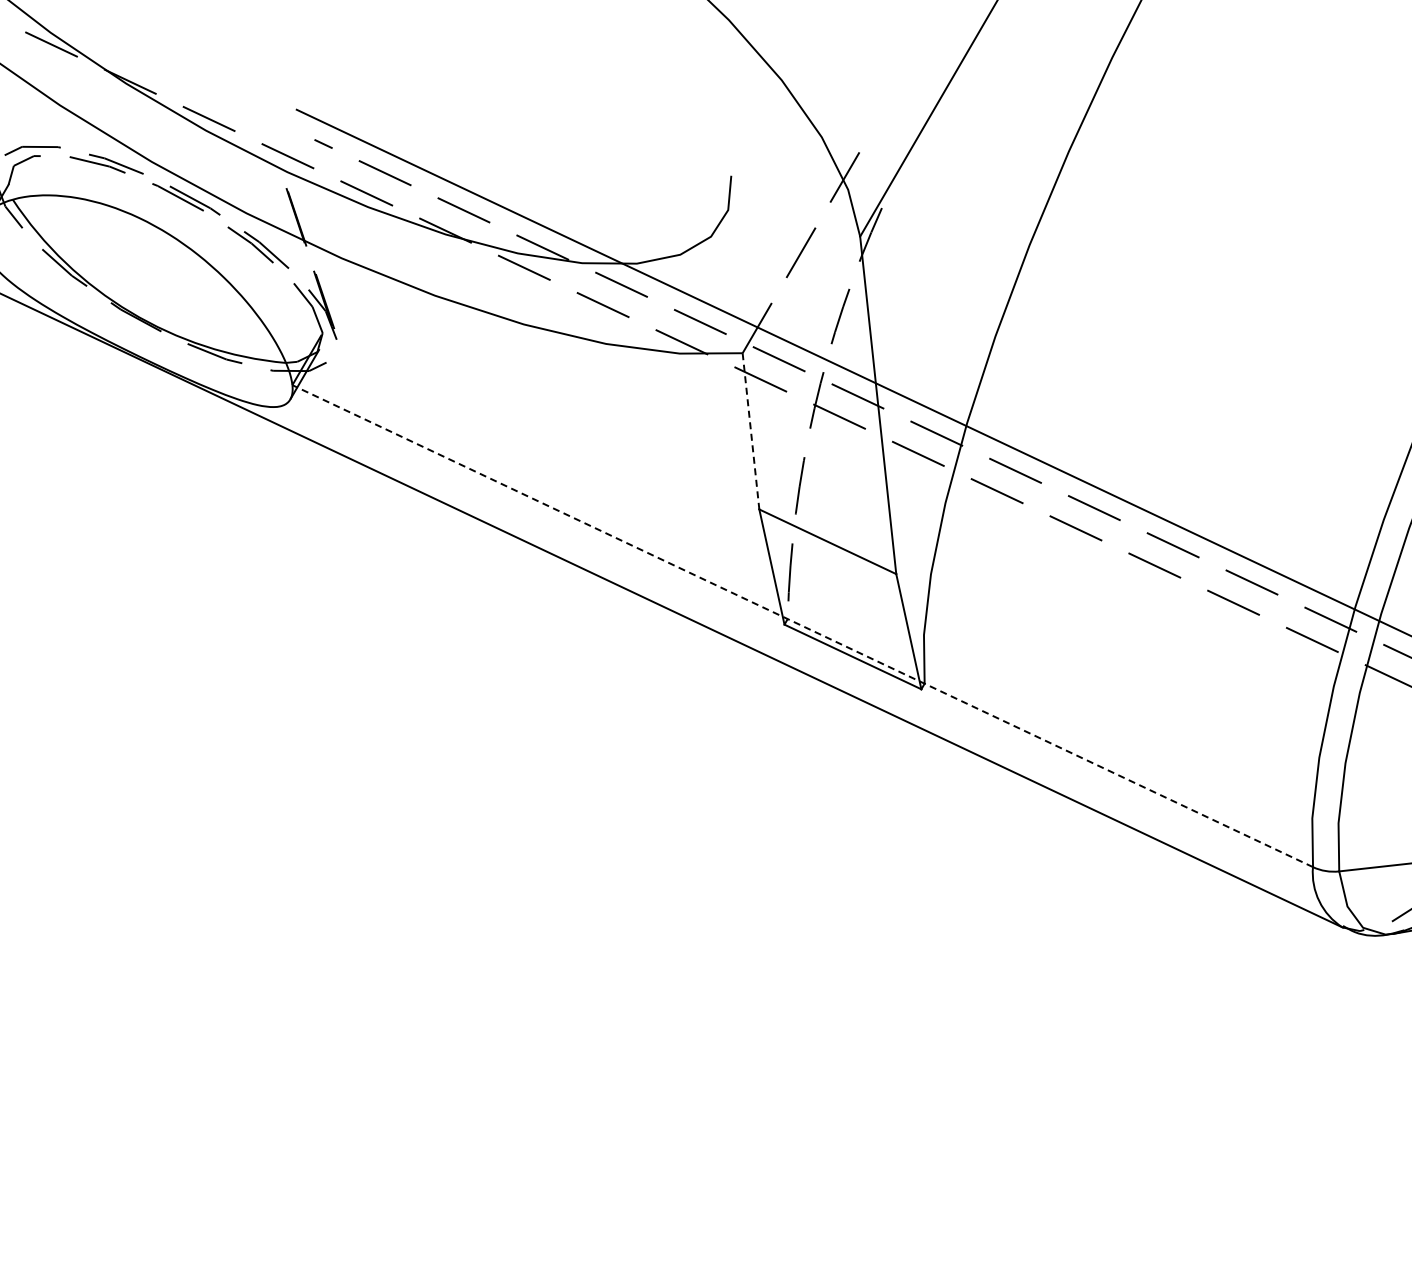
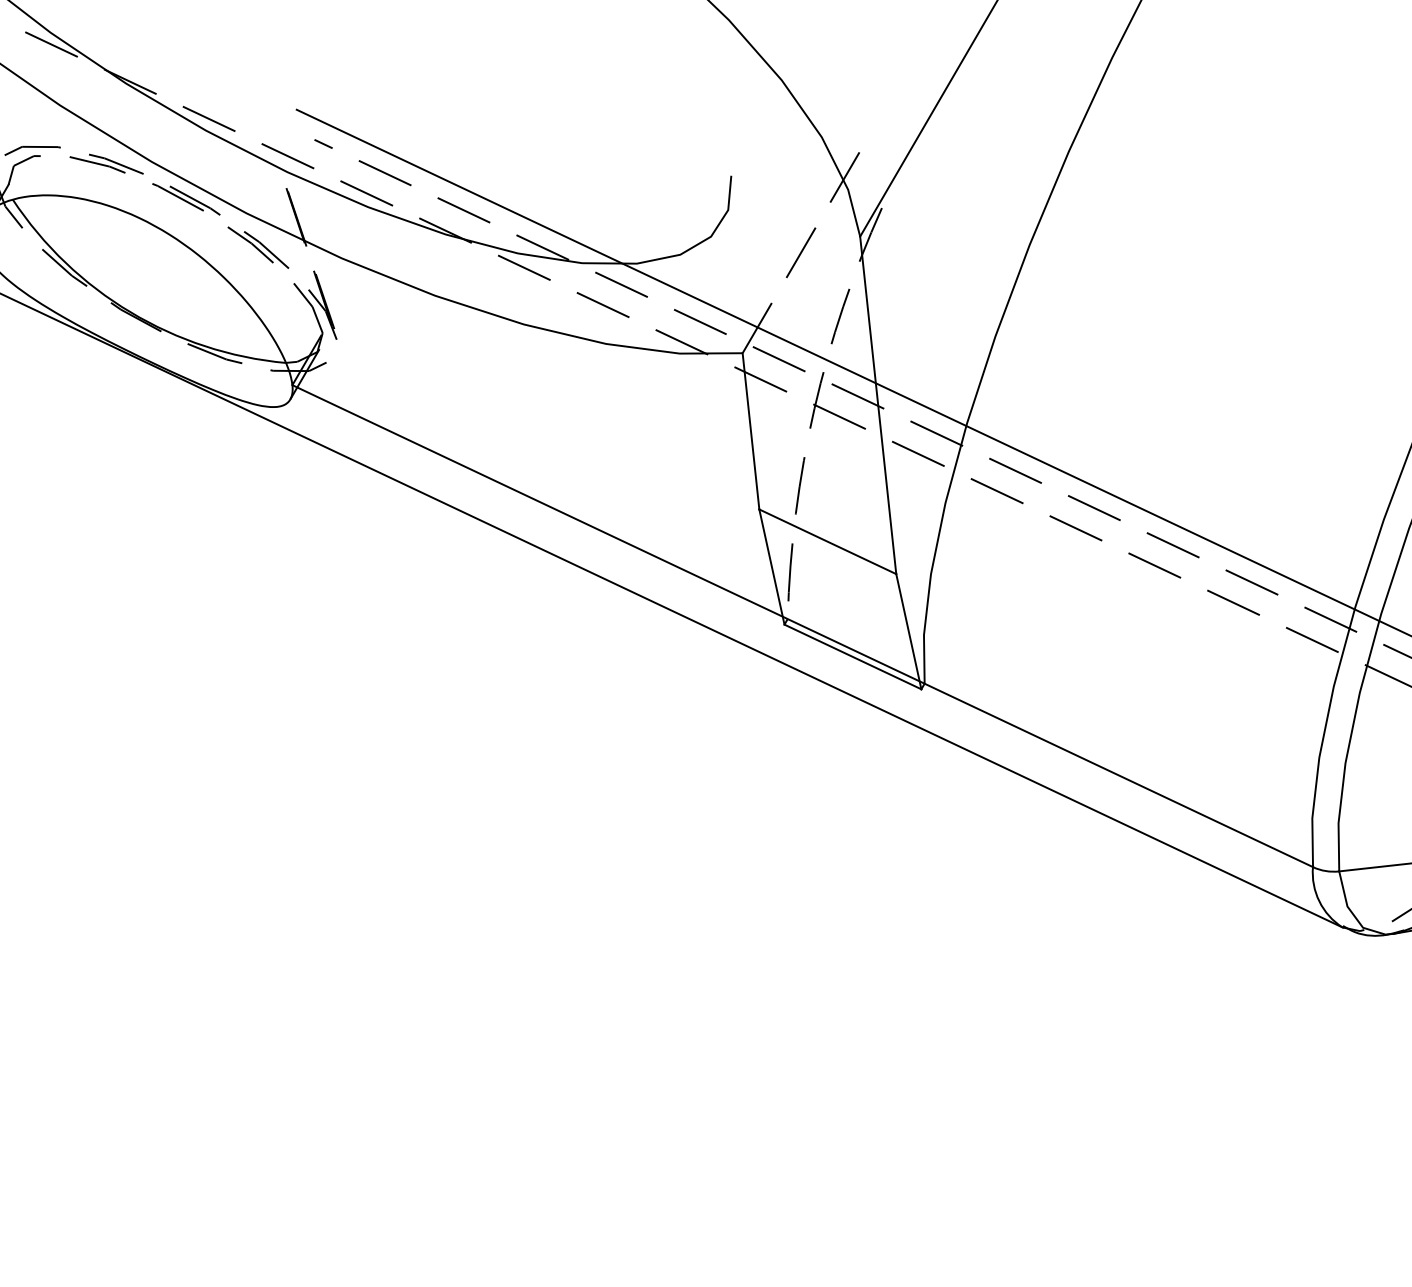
line: dashed -> solid (751, 431)
line: dashed -> solid (802, 625)
